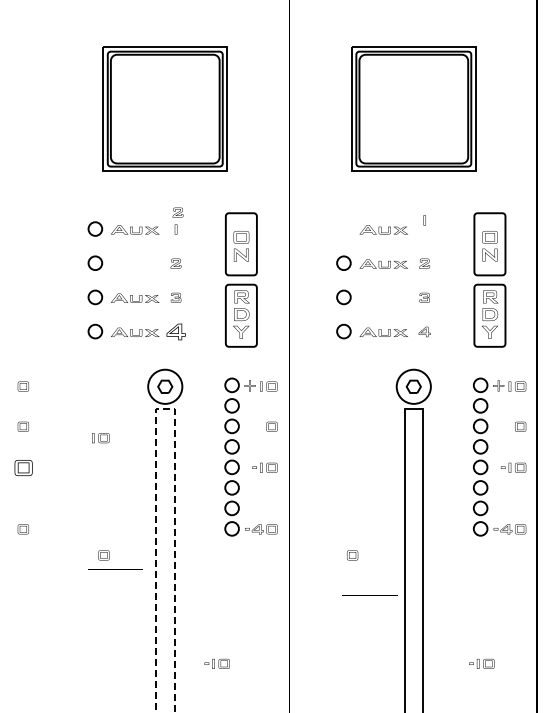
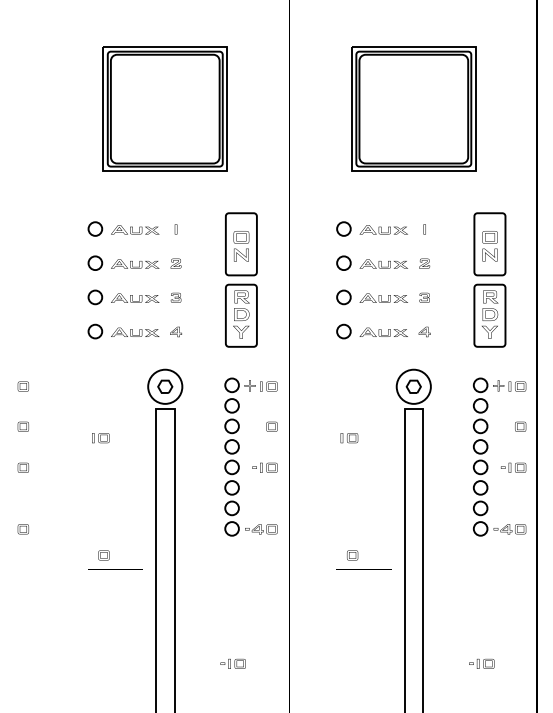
part: present -> none (177, 212)
part position: (424, 220) -> (424, 229) (424, 229)
circle: none -> present (343, 228)
part: none -> present (135, 263)
part: none -> present (383, 297)
part size: 20x18 px -> 12x12 px (175, 331)
line: dashed -> solid (164, 408)
part: none -> present (349, 438)
part size: 19x16 px -> 12x11 px (22, 467)
line position: (369, 595) -> (363, 569) (363, 569)
part position: (216, 663) -> (232, 663) (232, 663)
